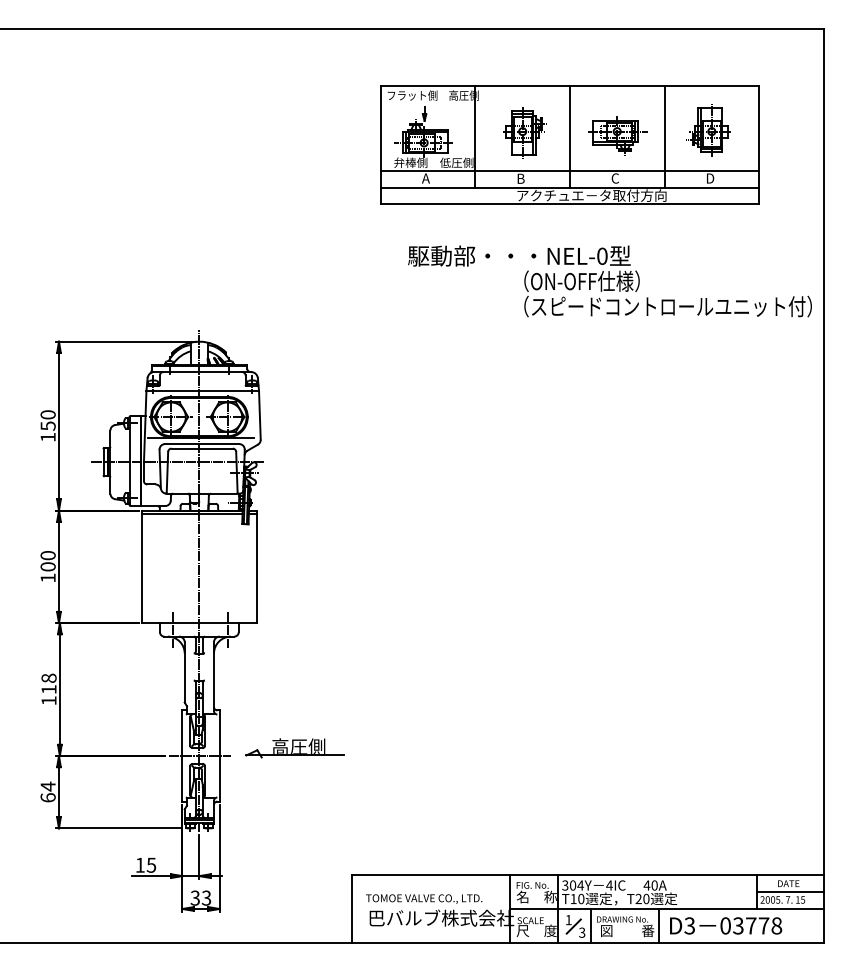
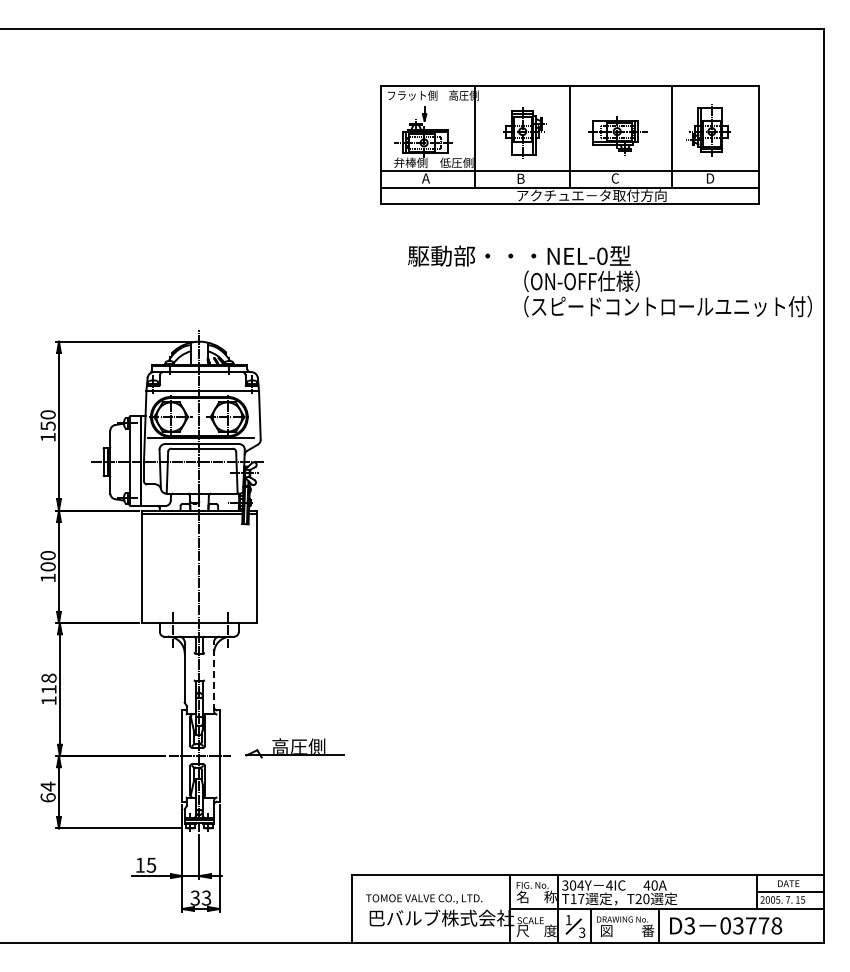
line position: (664, 136) -> (671, 136) (671, 136)
line: solid -> dashed (214, 676)
text: T10 -> T17 (581, 898)
